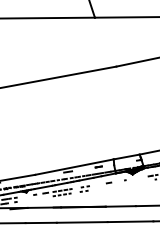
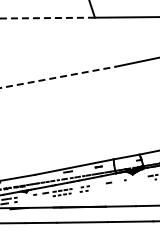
line: solid -> dashed (47, 18)
line: solid -> dashed (58, 77)
